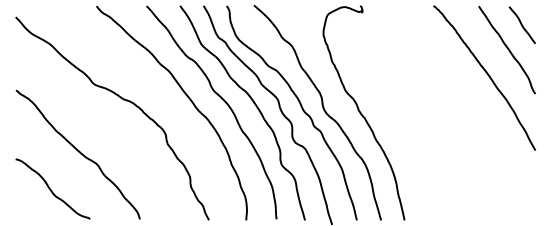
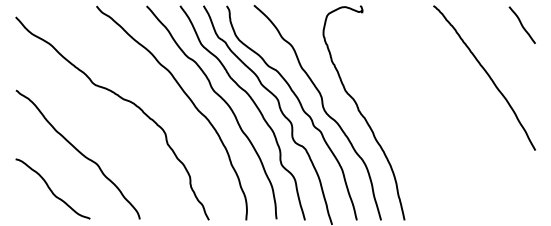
curve: present -> none (507, 49)
